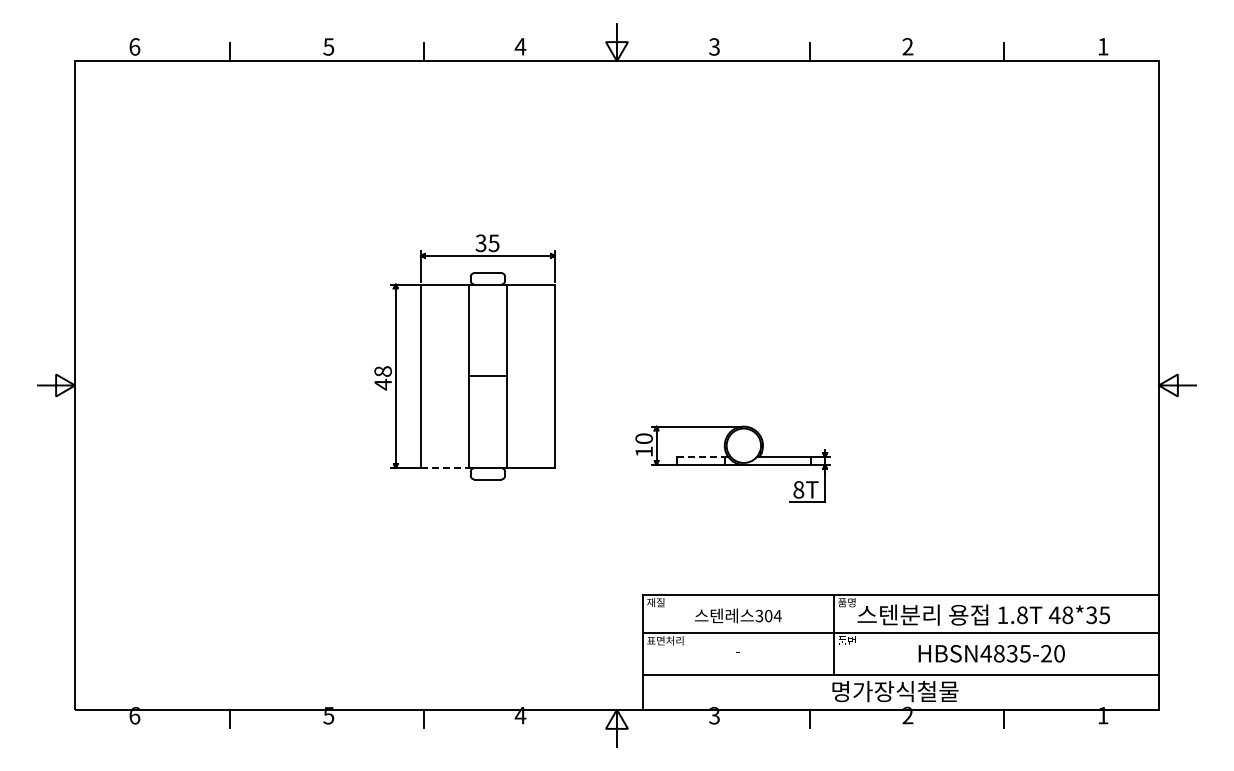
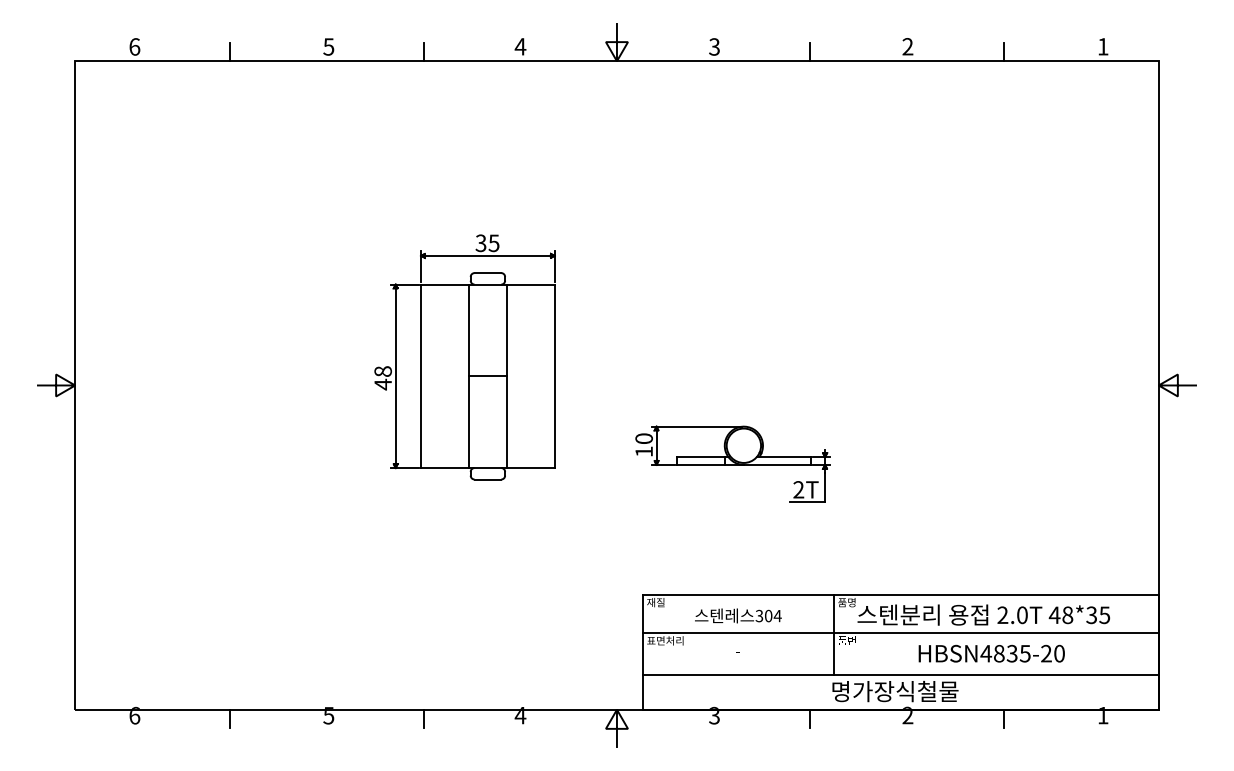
line: dashed -> solid (700, 457)
line: dashed -> solid (444, 468)
text: 8T -> 2T (798, 489)
text: 1.8T -> 2.0T (1012, 614)
